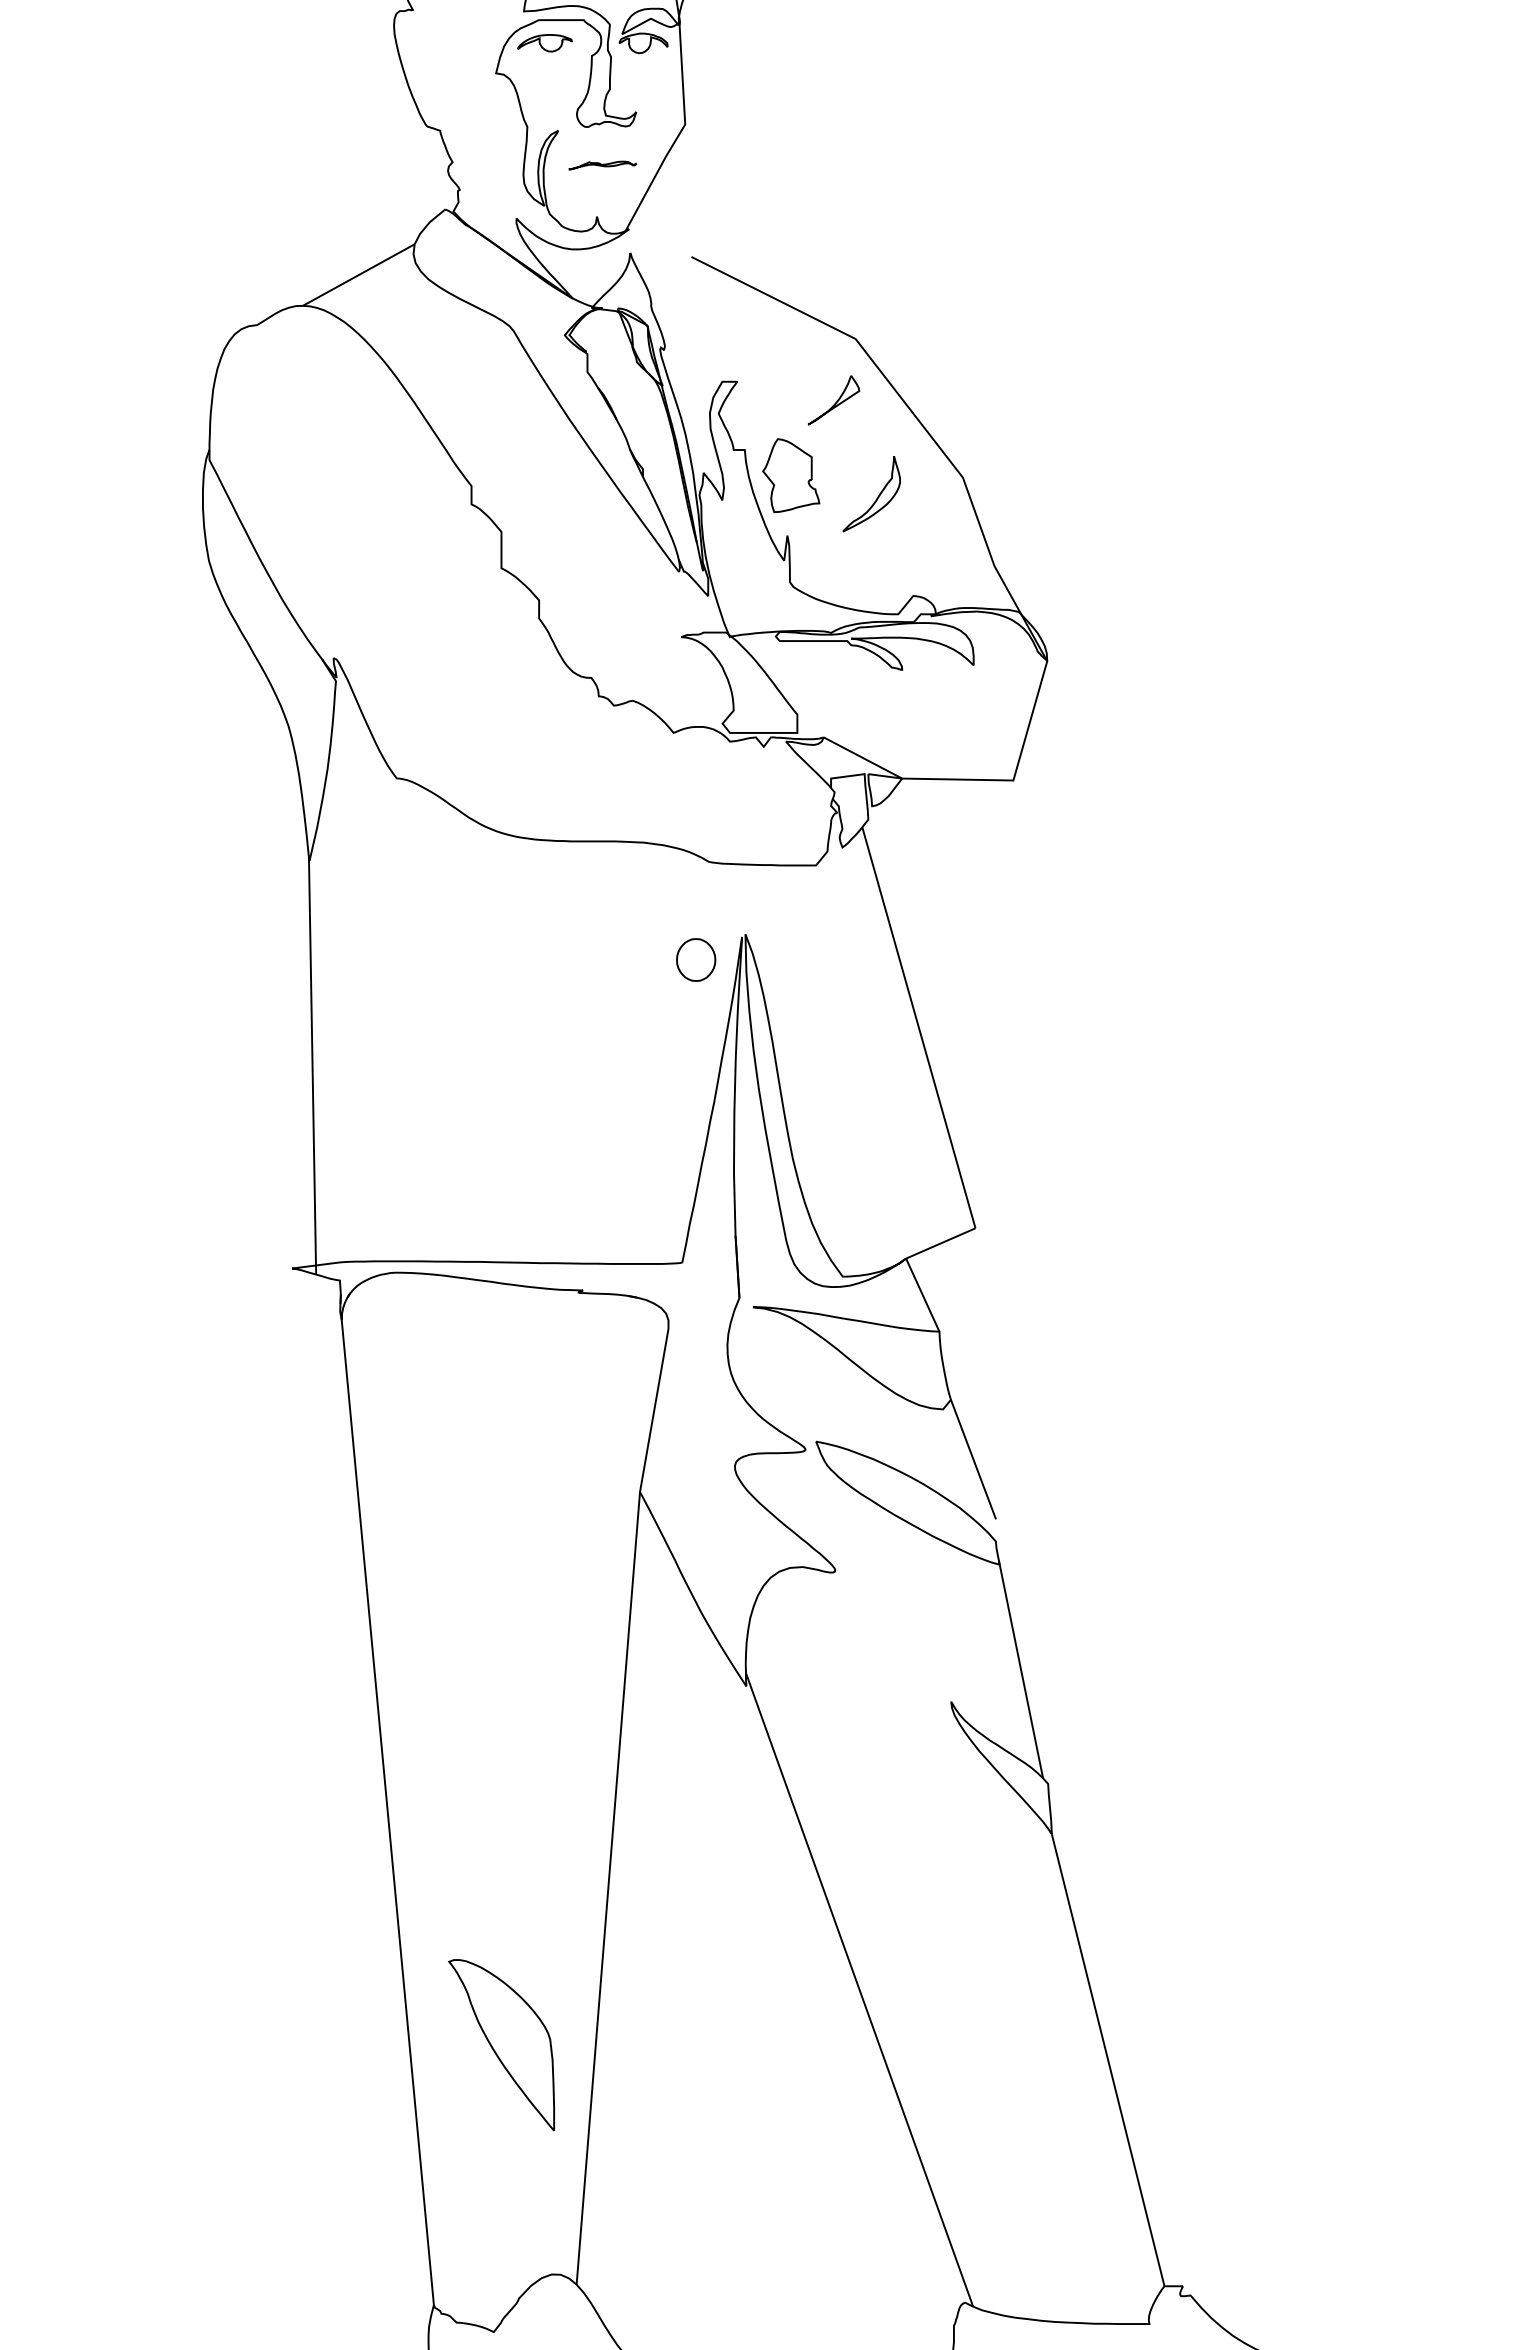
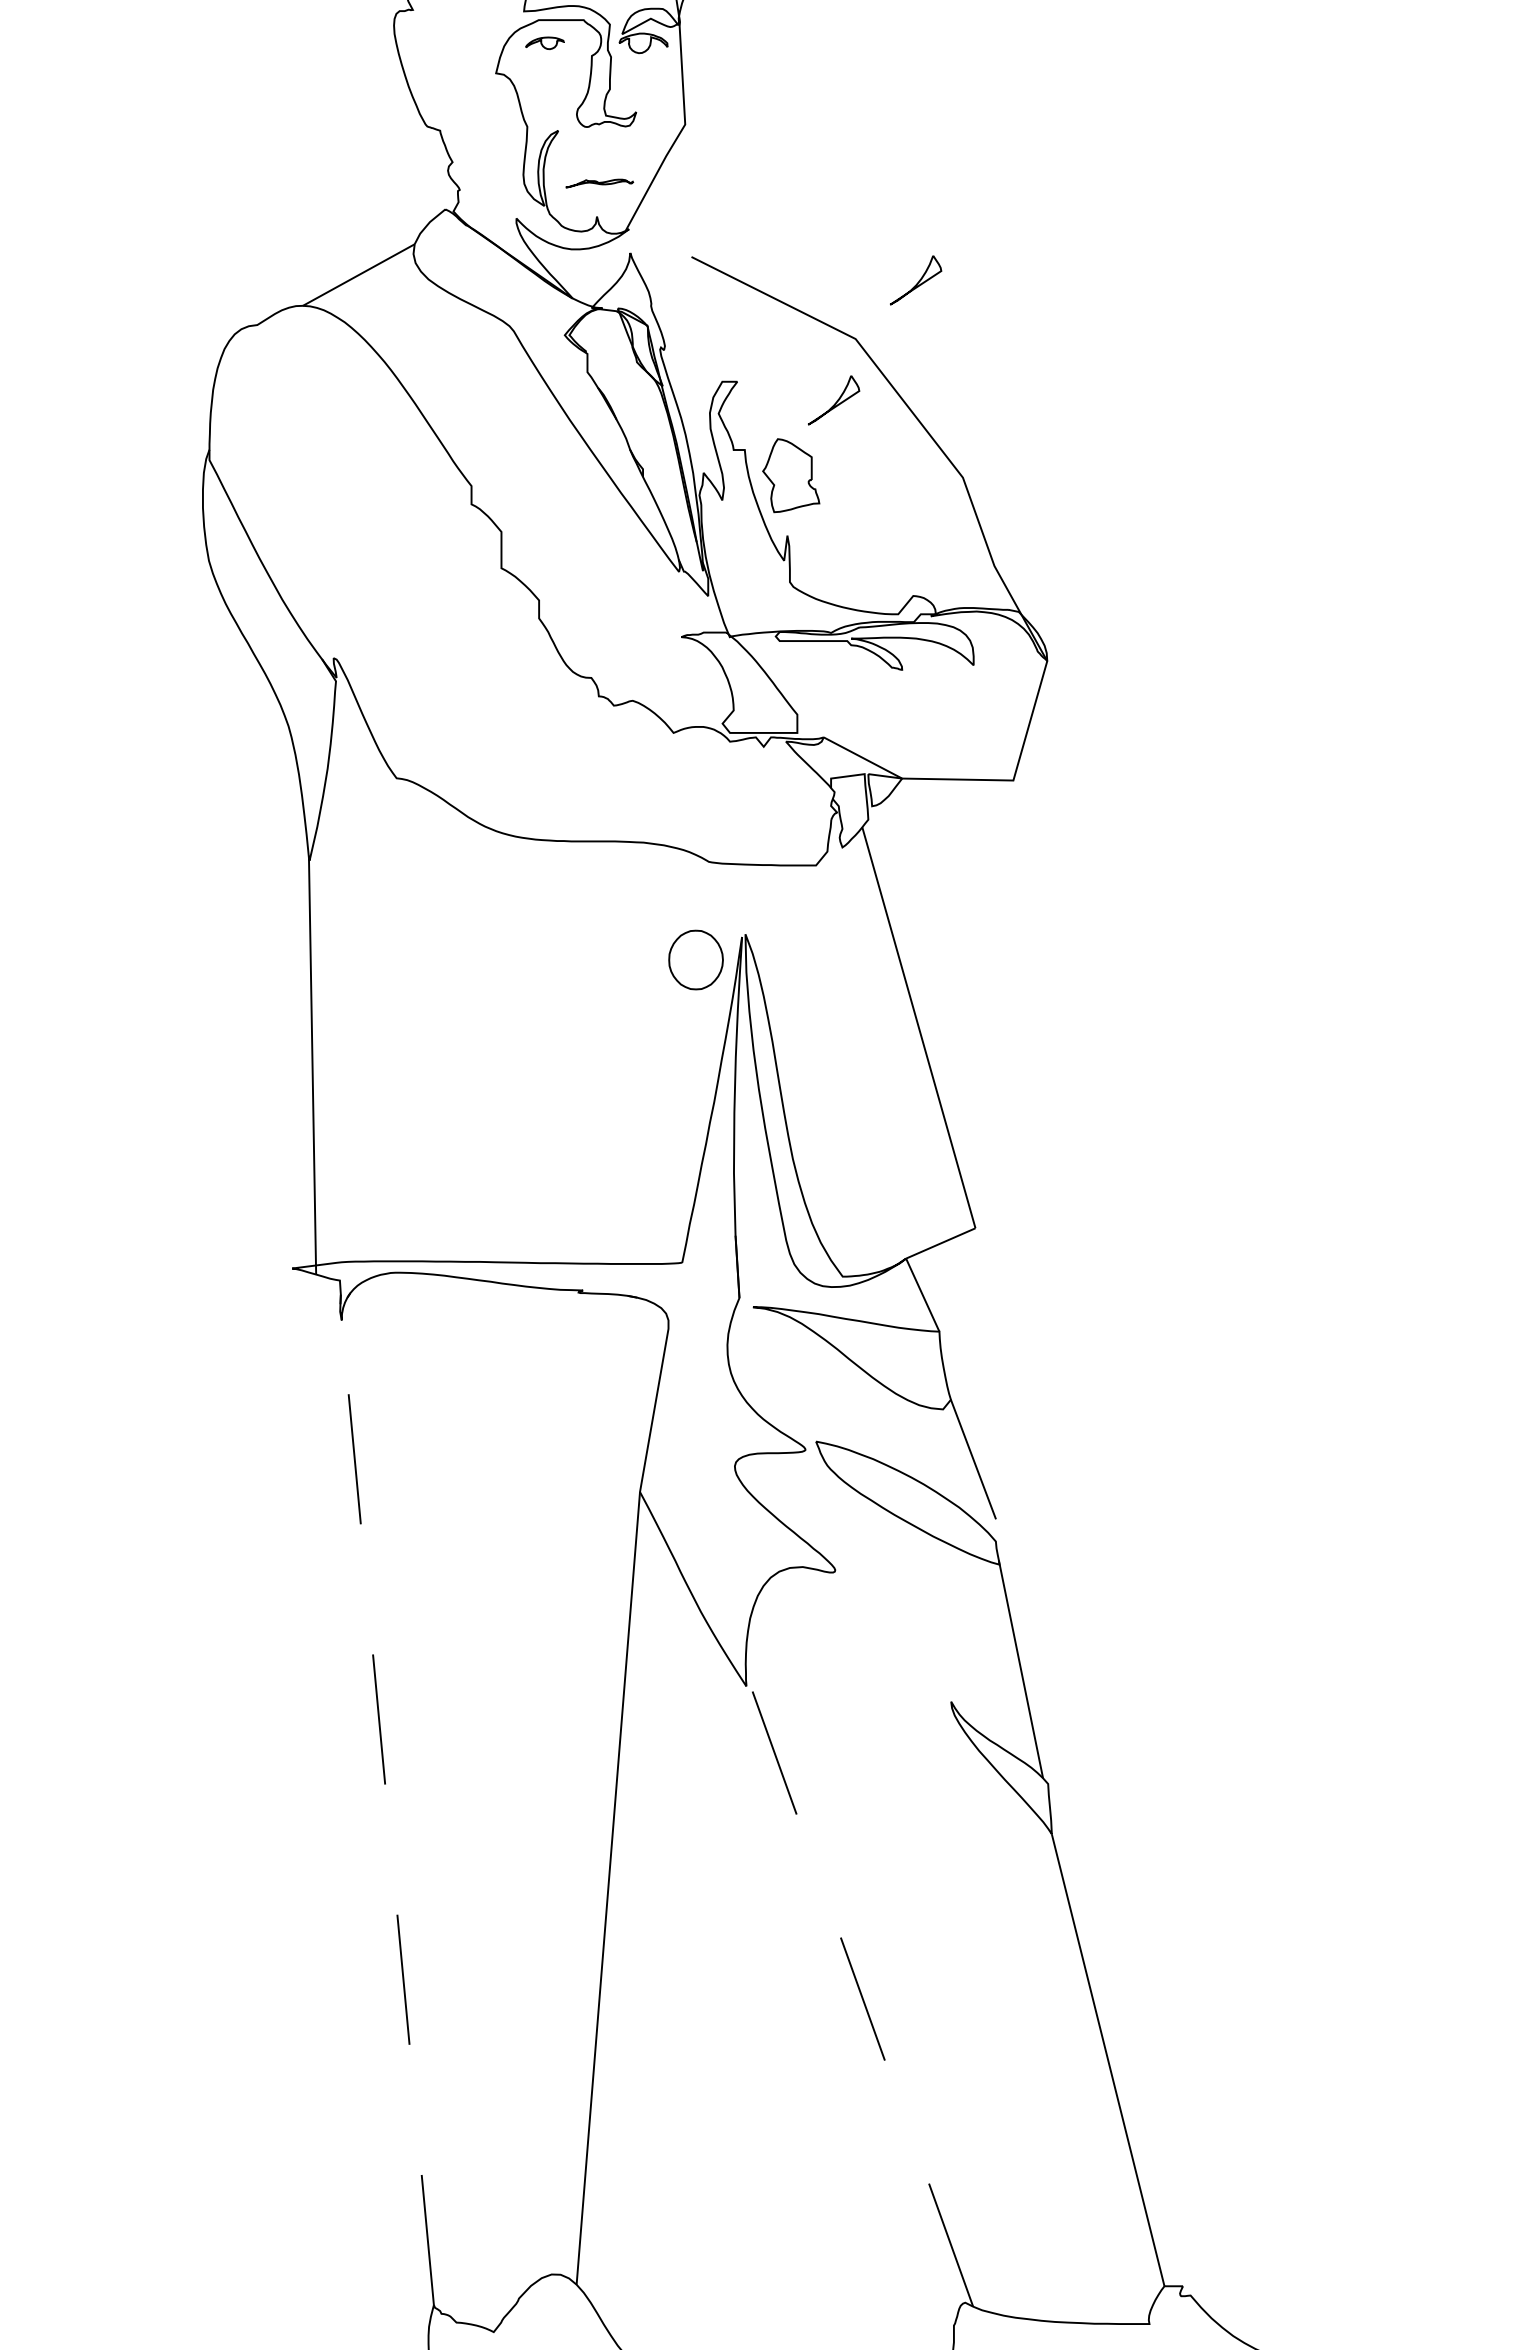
part size: 56x19 px -> 40x14 px (544, 42)
part position: (602, 165) -> (599, 183) (599, 183)
part: none -> present (916, 280)
part: present -> none (877, 496)
part size: 41x44 px -> 56x62 px (695, 959)
line: solid -> dashed (387, 1812)
line: solid -> dashed (859, 1989)
part: present -> none (501, 2045)
